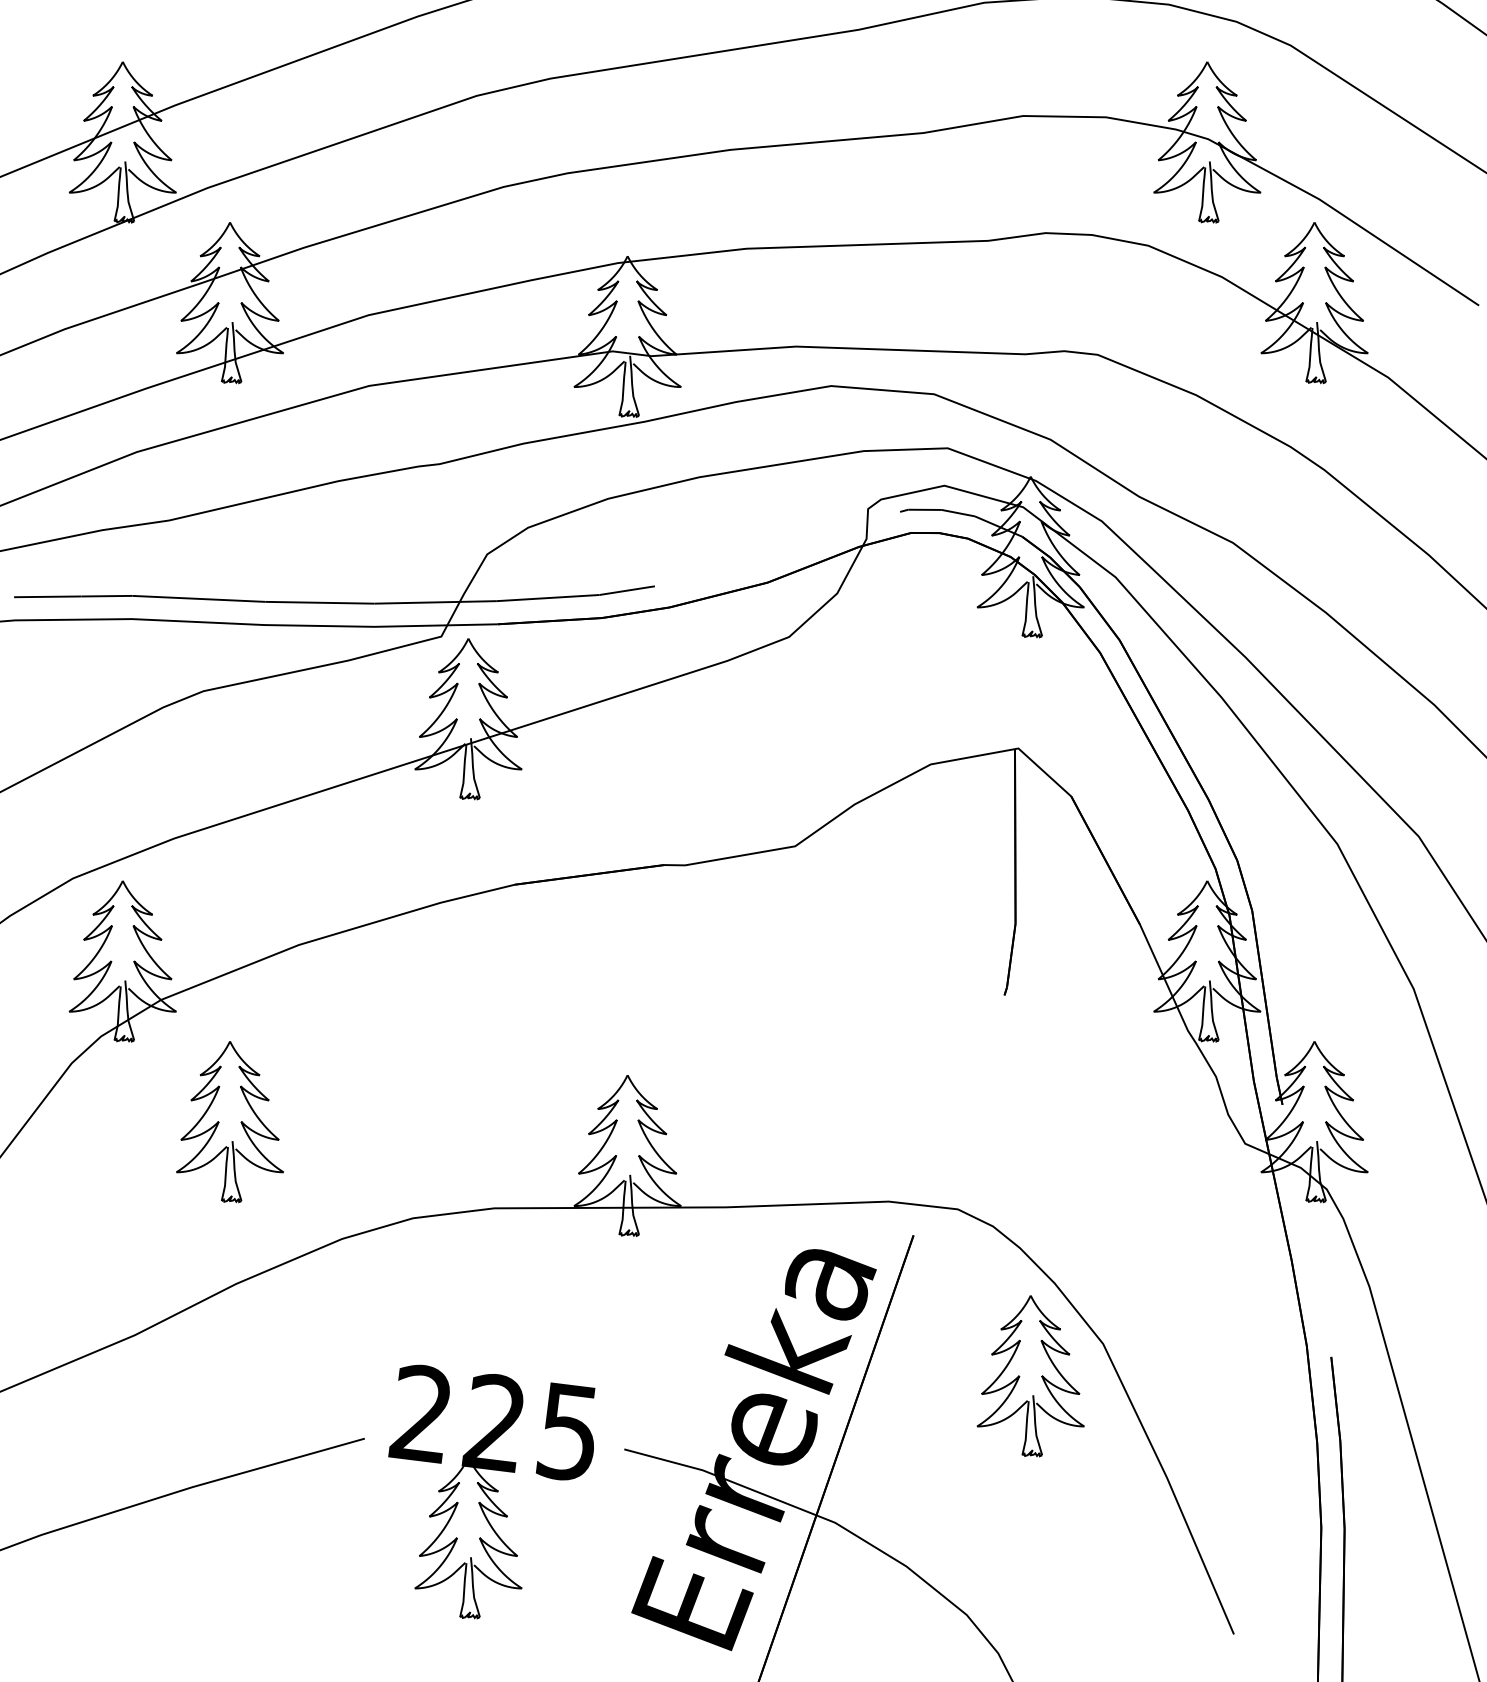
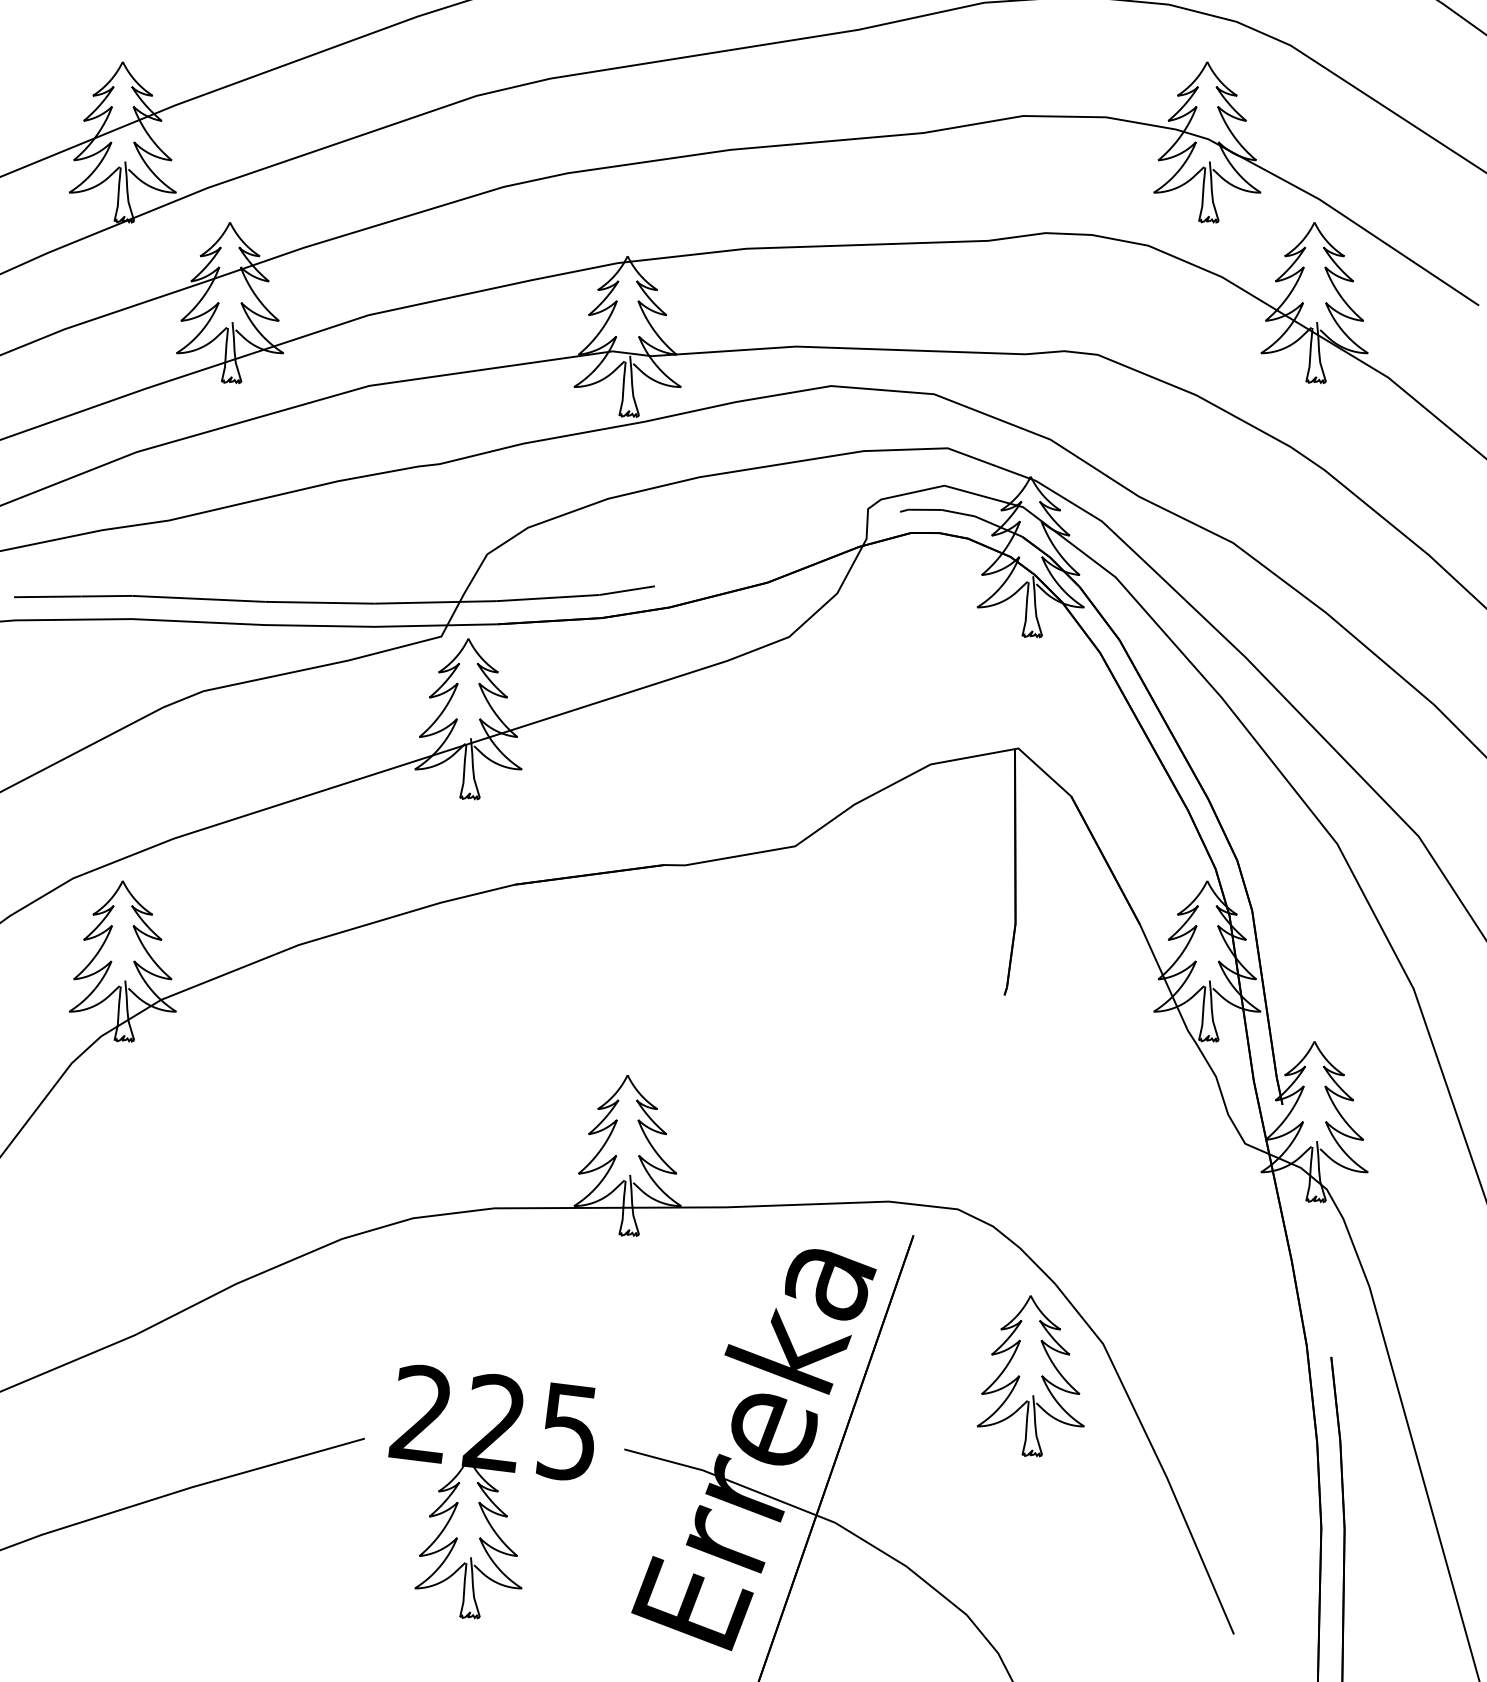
part: present -> none (229, 1122)
